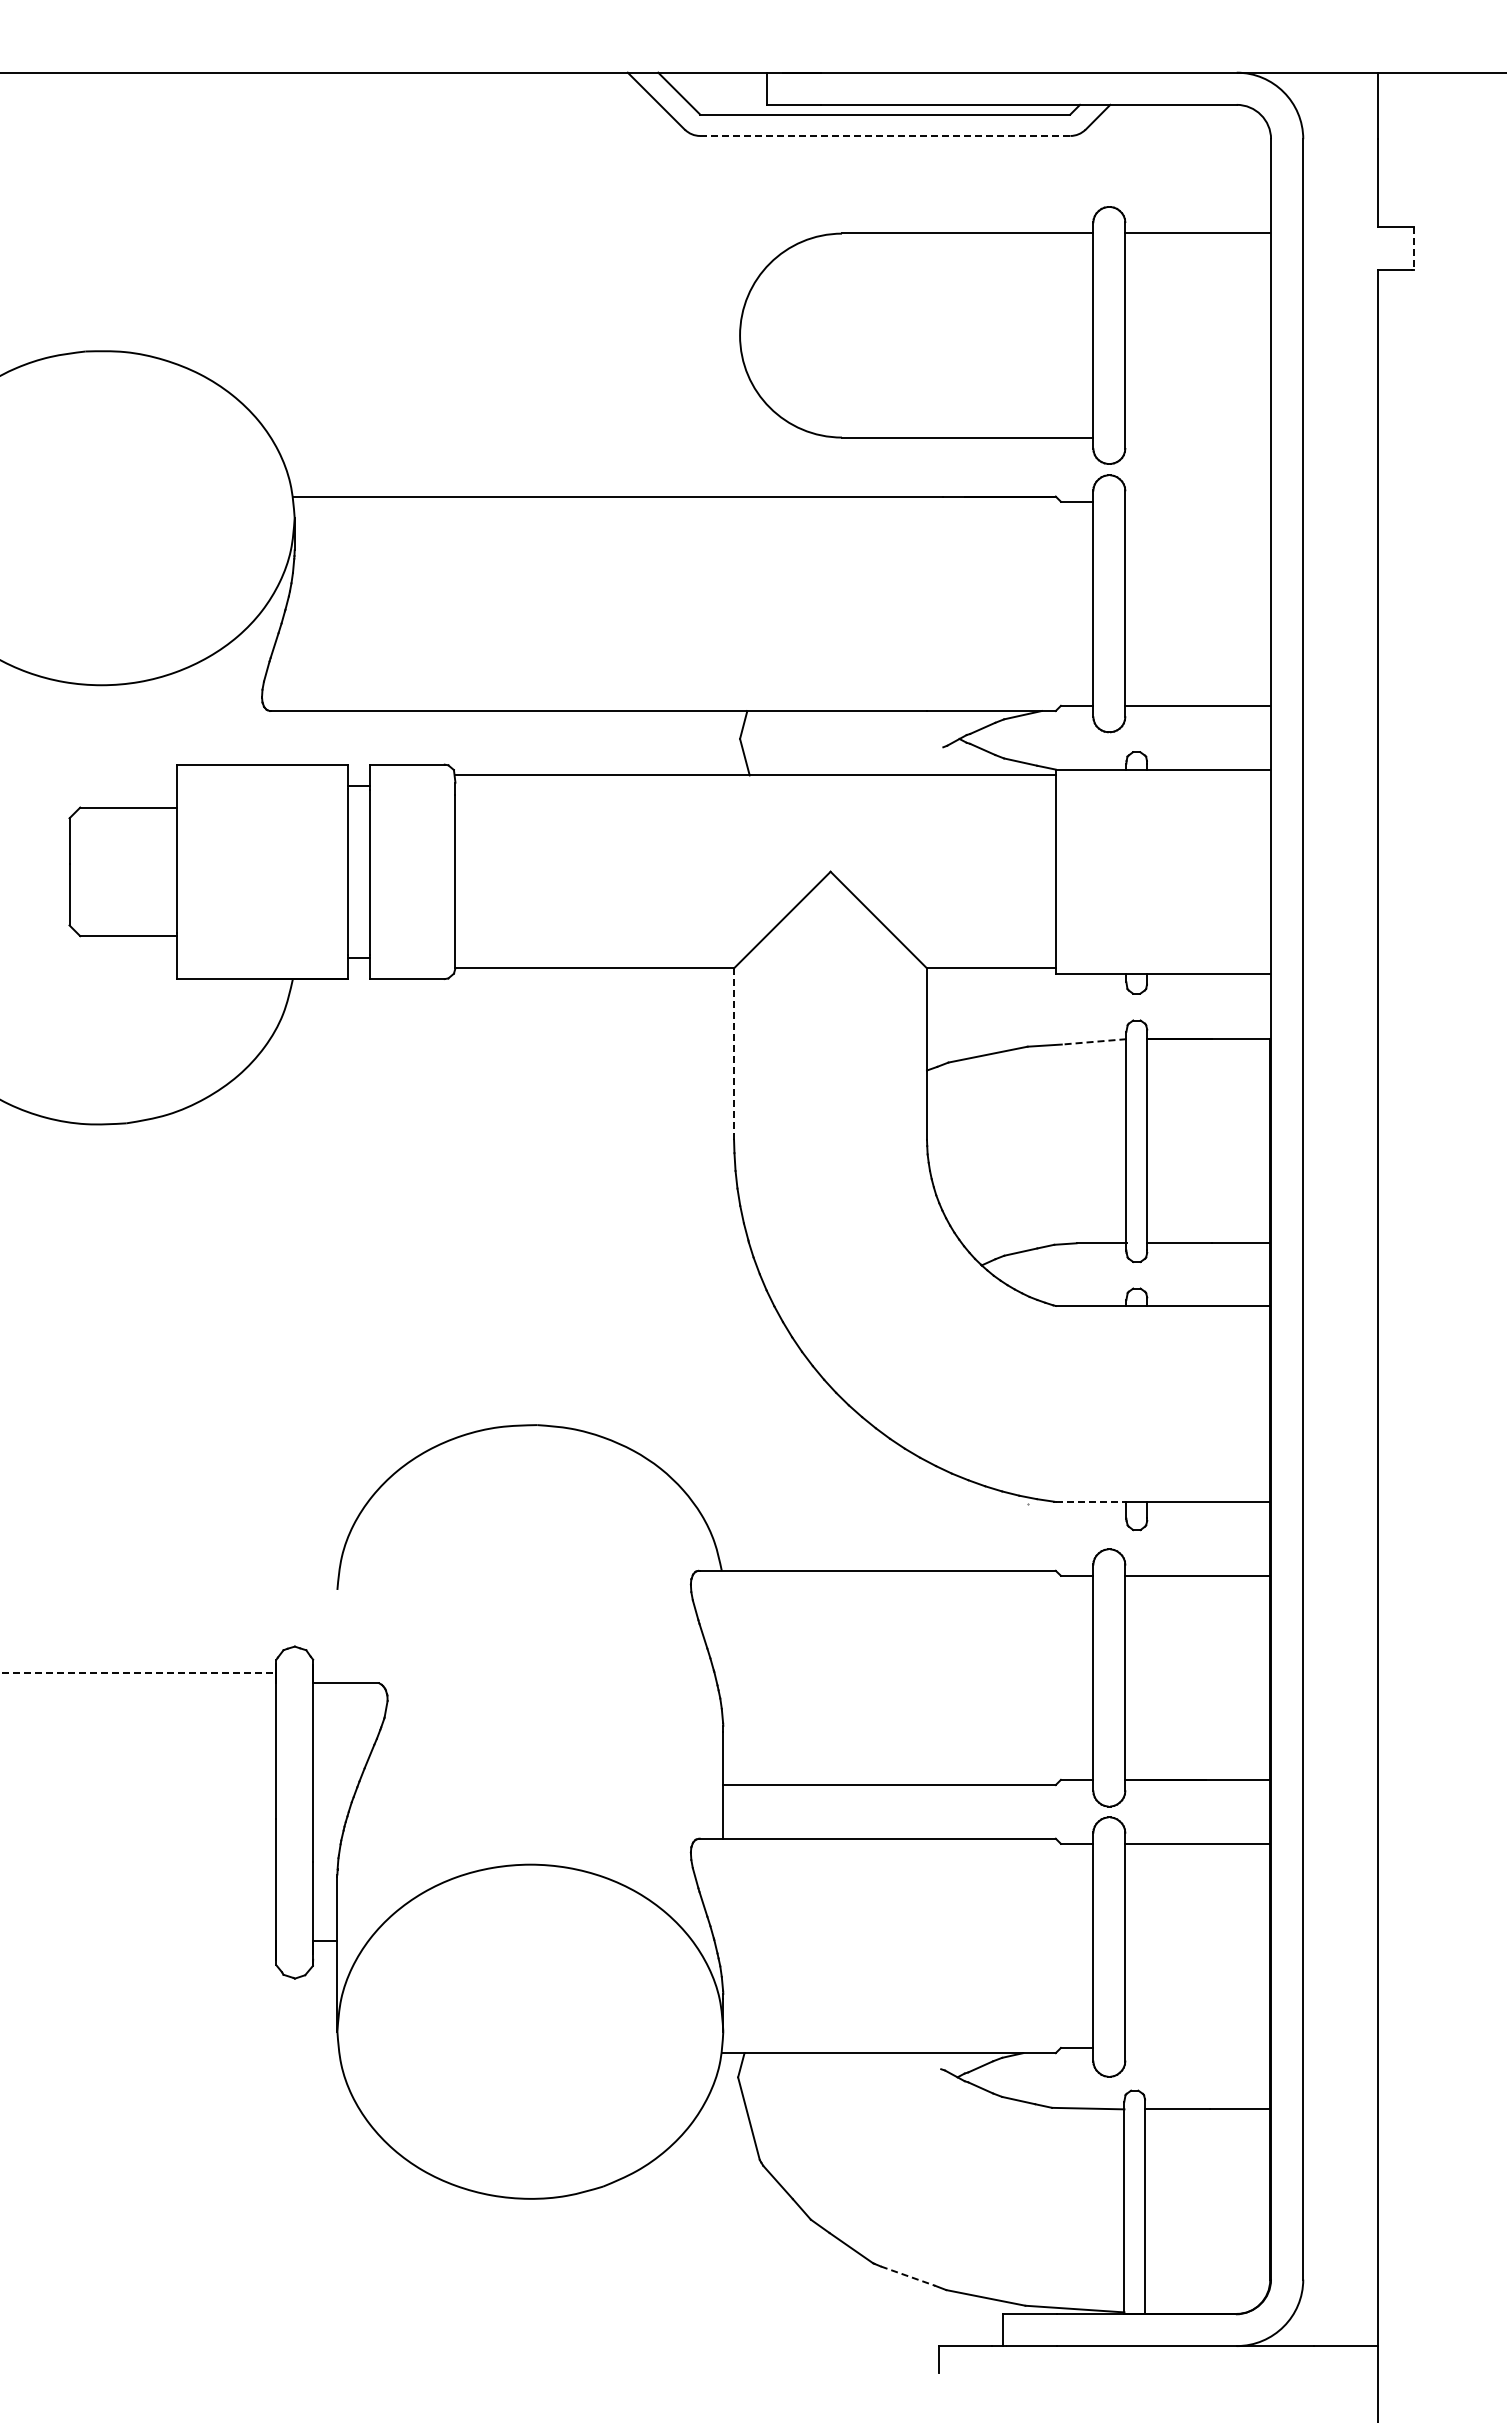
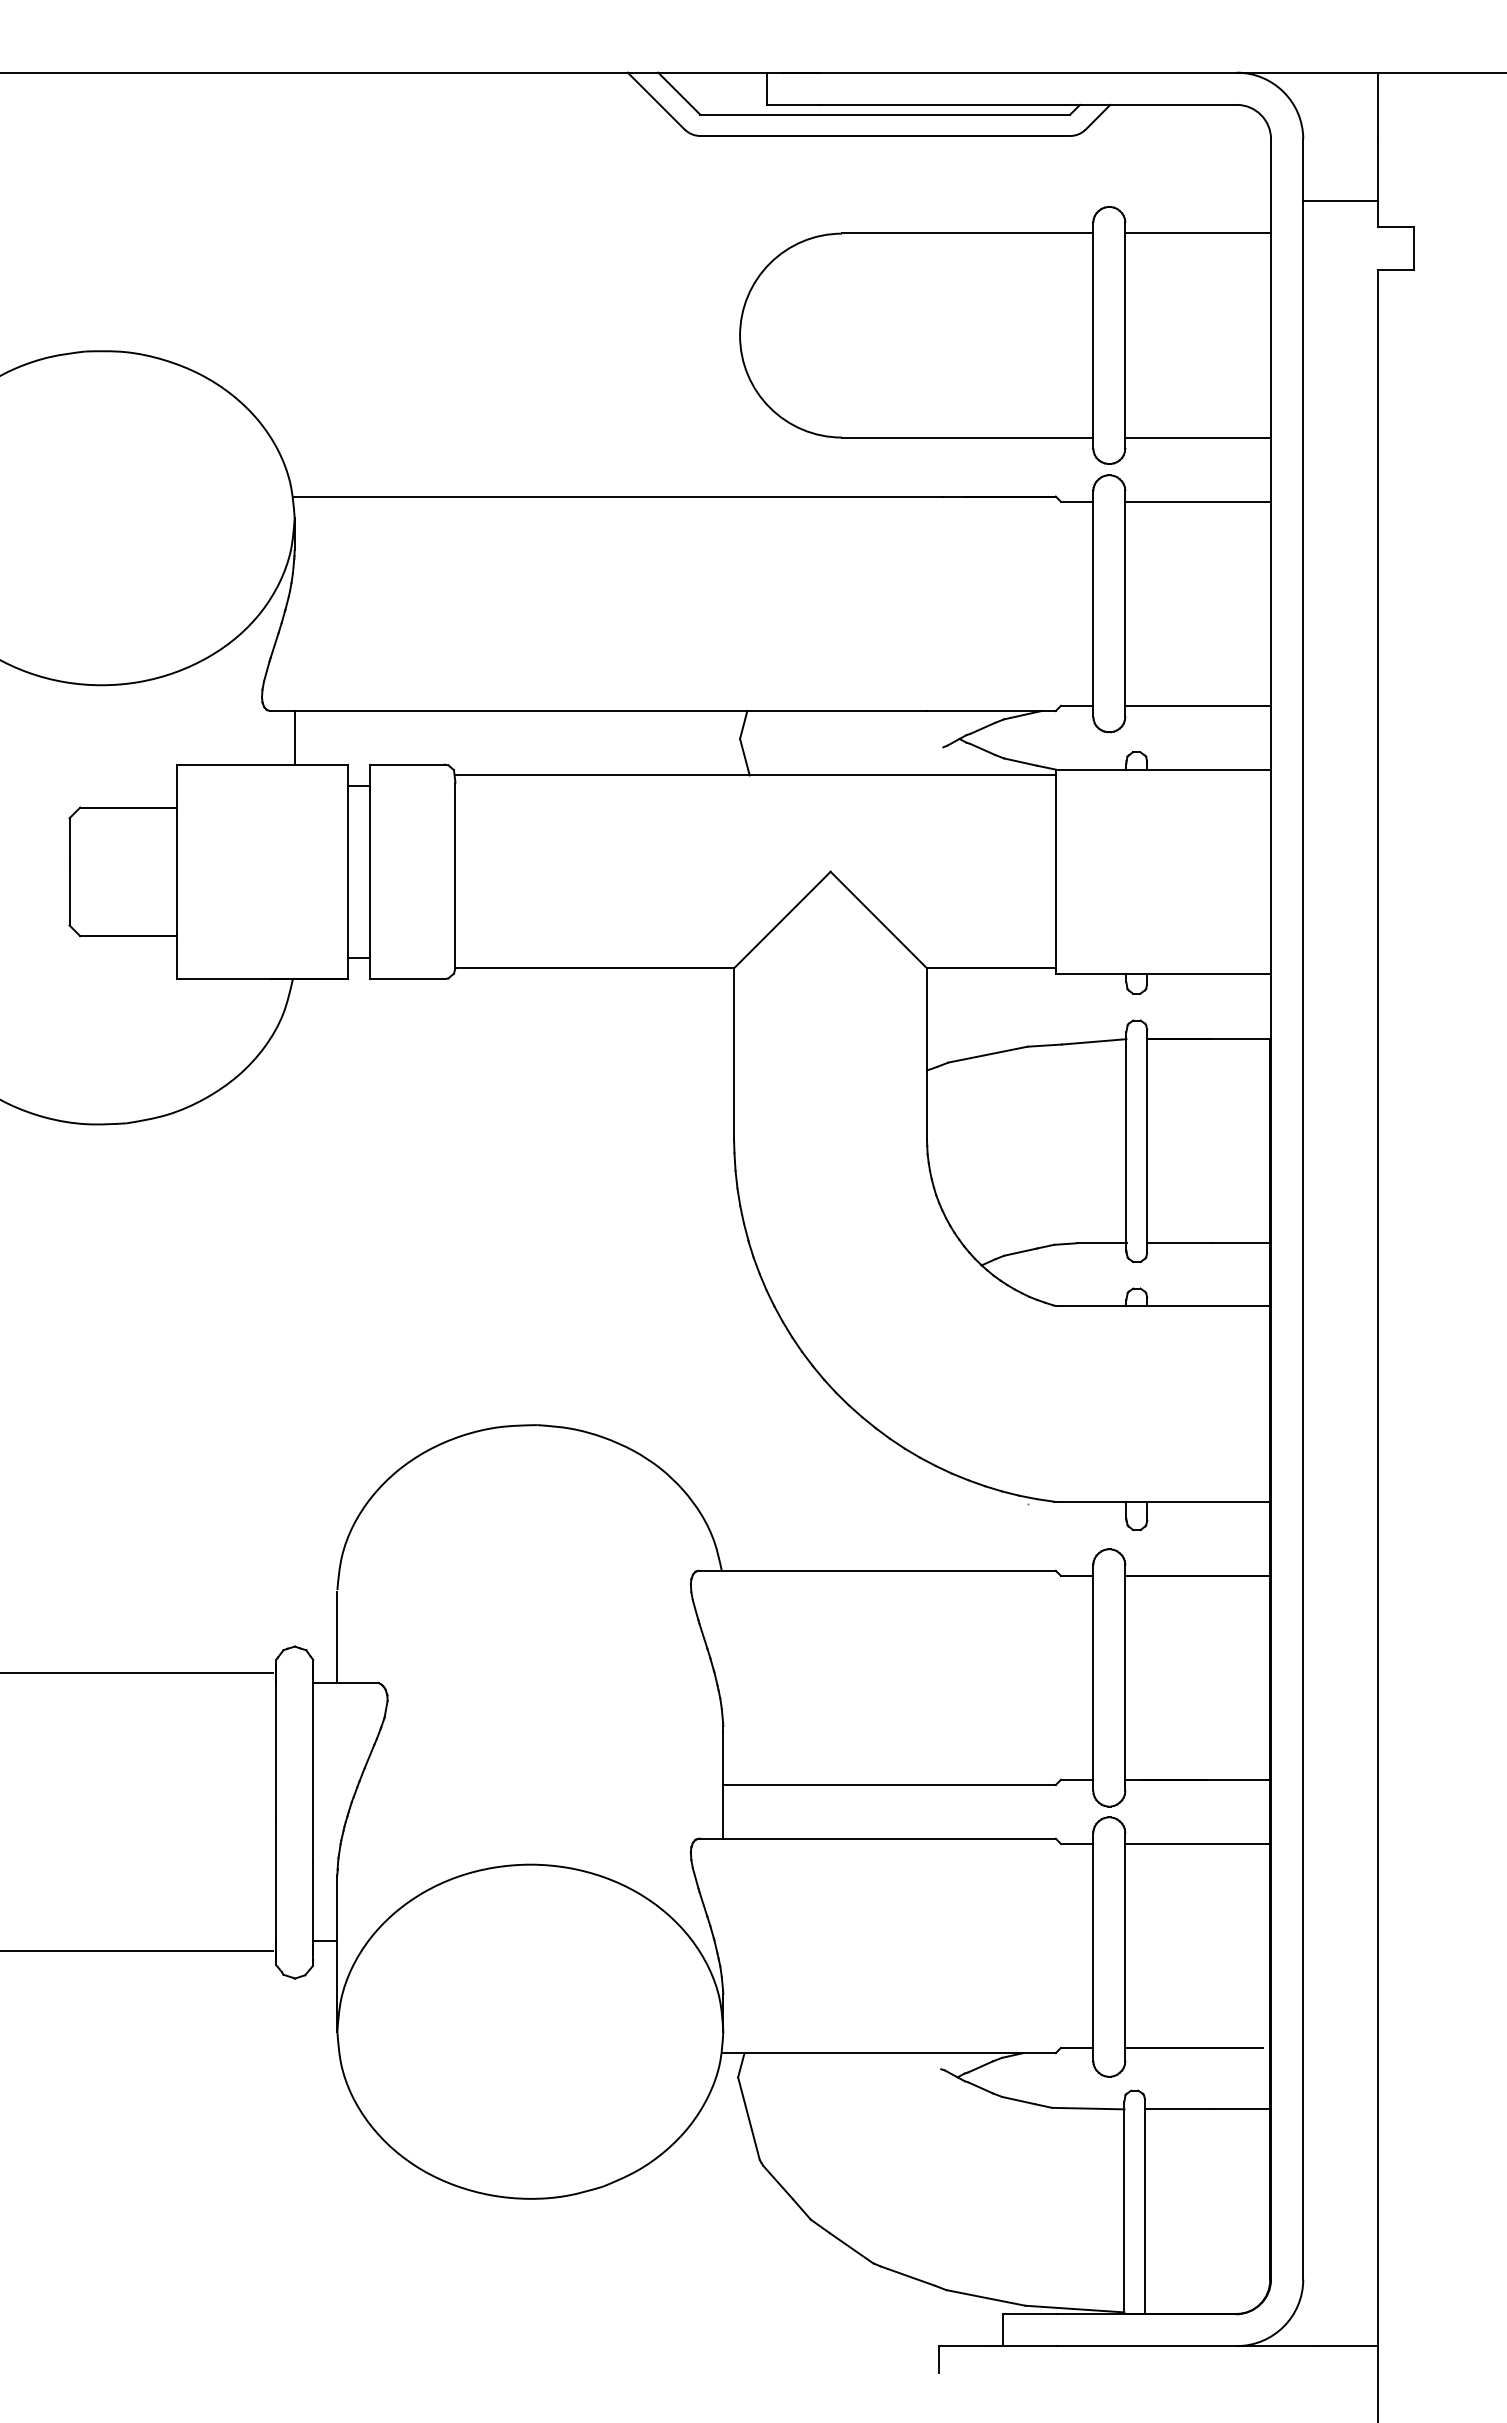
line: dashed -> solid (885, 136)
line: none -> present (1340, 201)
line: dashed -> solid (1413, 248)
line: none -> present (1197, 437)
line: none -> present (1197, 501)
line: none -> present (294, 737)
line: dashed -> solid (1093, 1041)
line: dashed -> solid (734, 1054)
line: dashed -> solid (1091, 1501)
line: none -> present (337, 1637)
line: dashed -> solid (136, 1672)
line: none -> present (137, 1951)
line: none -> present (1194, 2047)
line: dashed -> solid (908, 2276)
